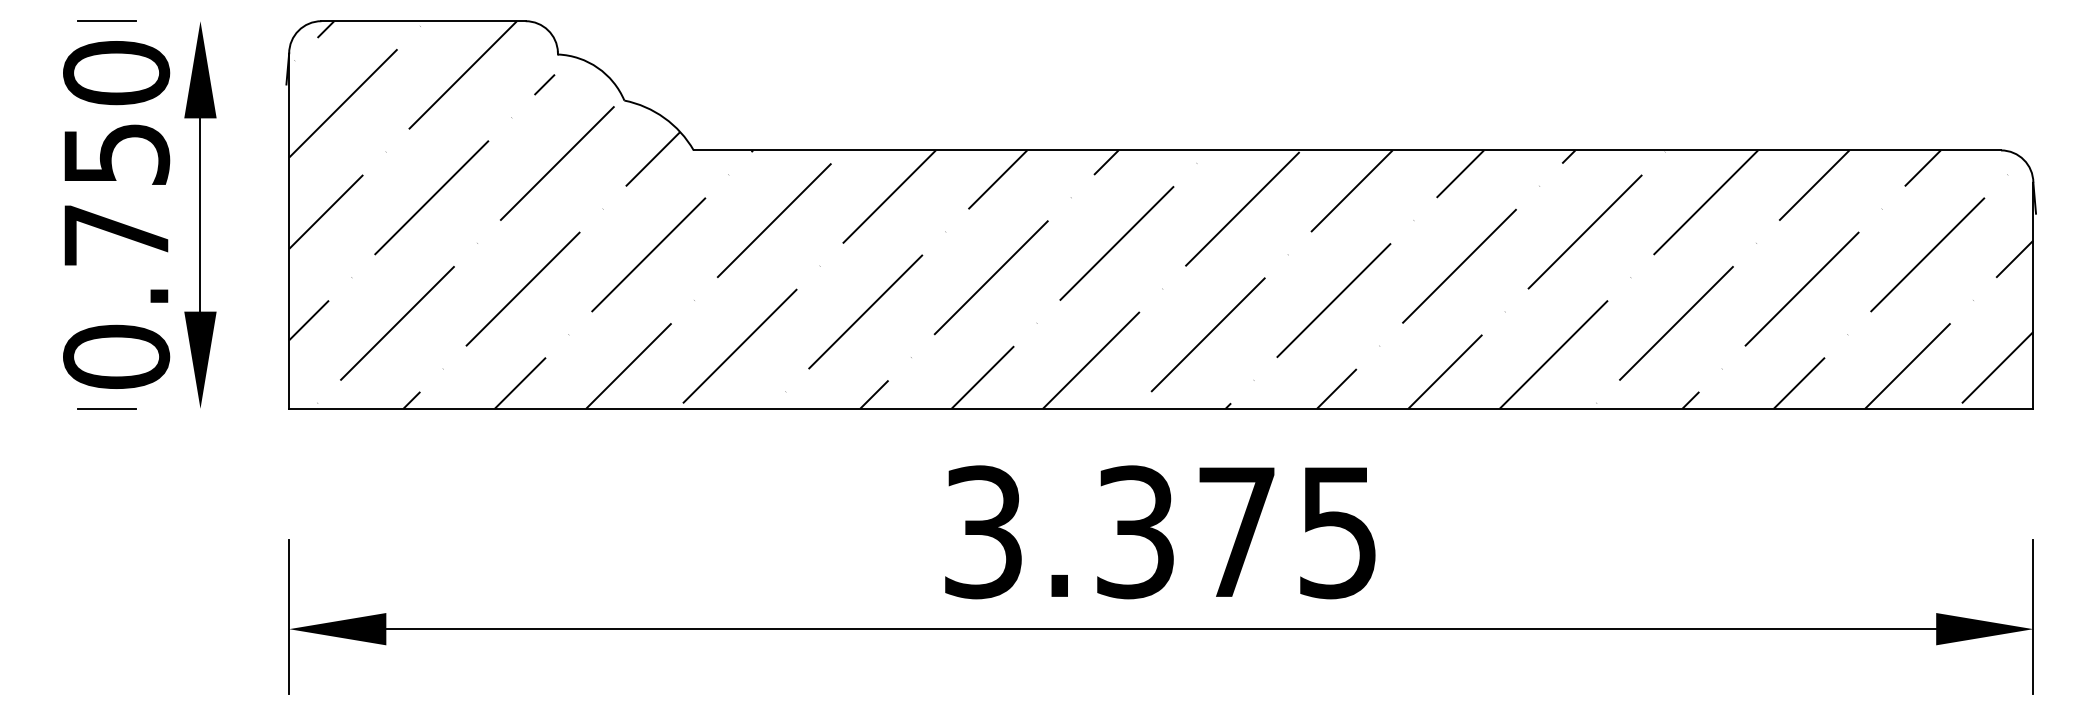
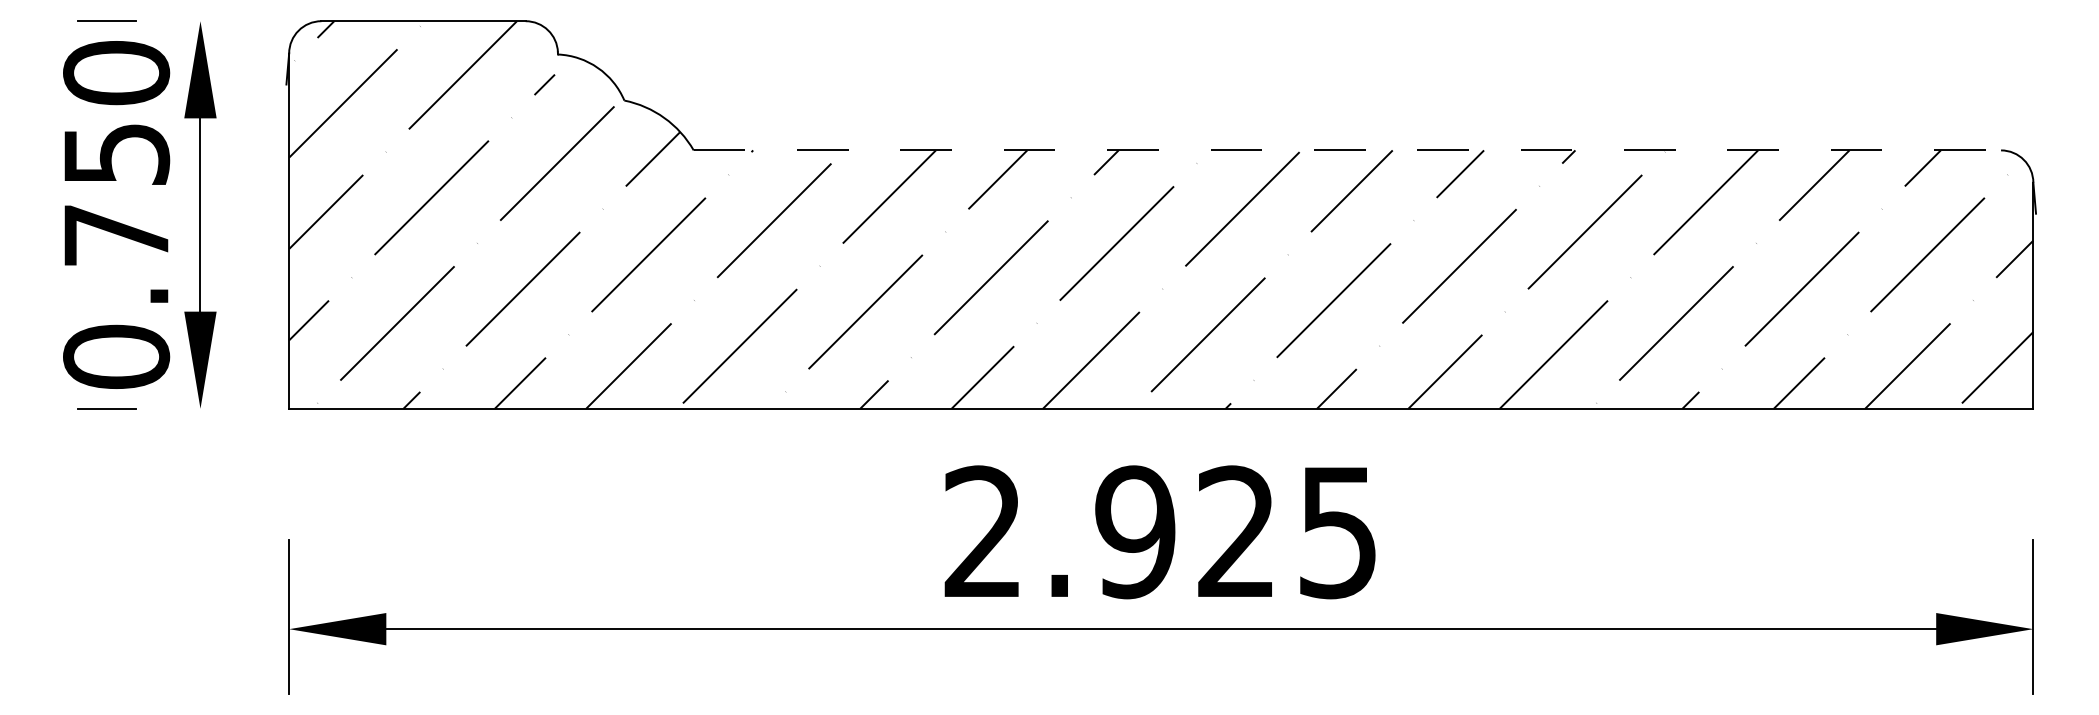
line: solid -> dashed (1347, 150)
text: 3.375 -> 2.925 (1109, 532)
